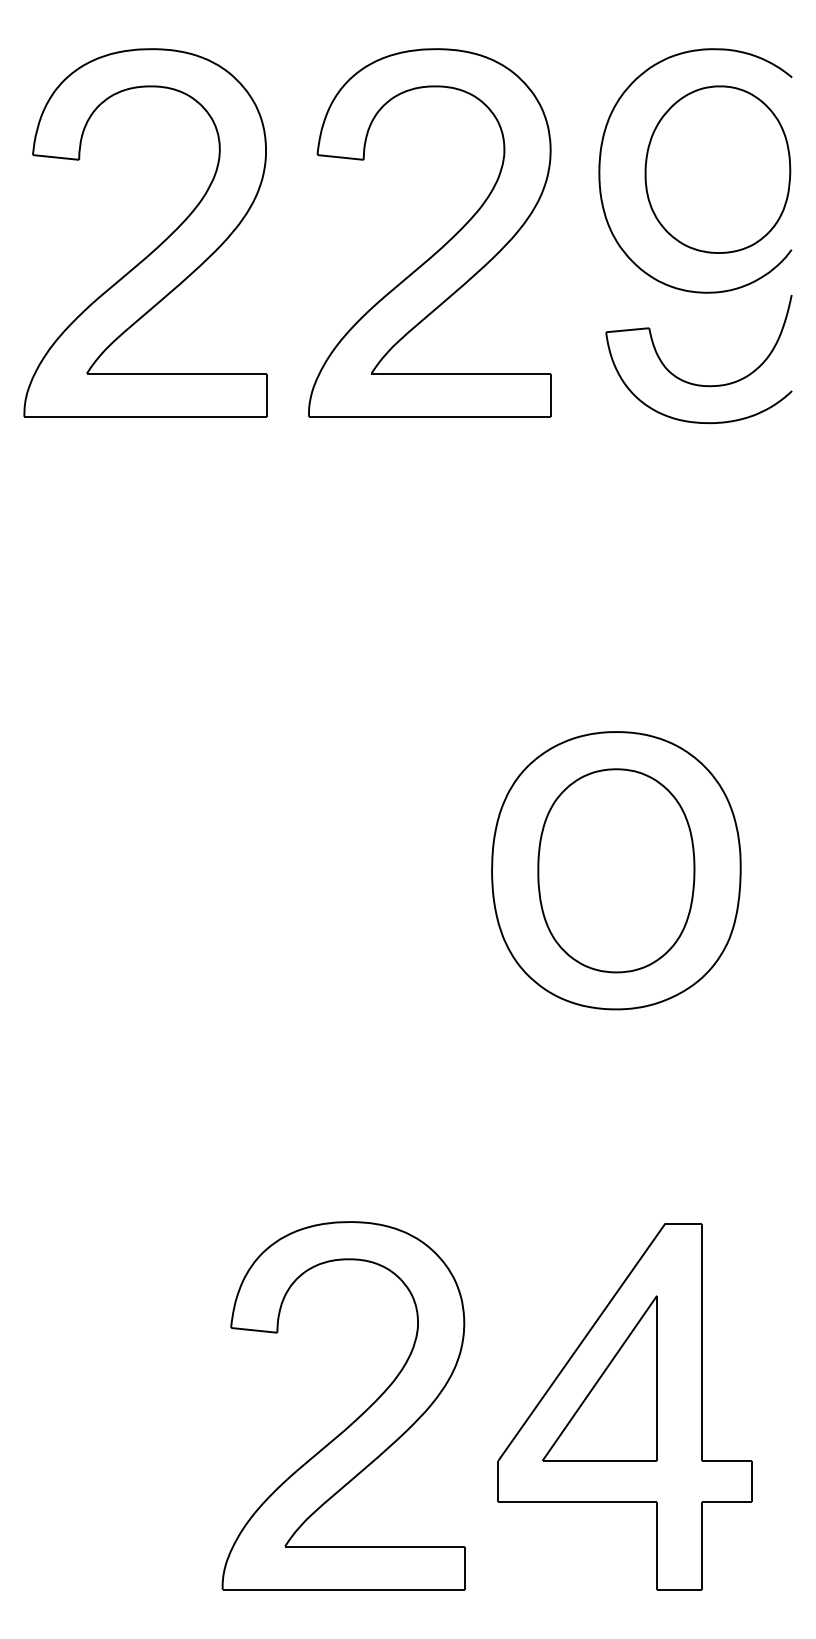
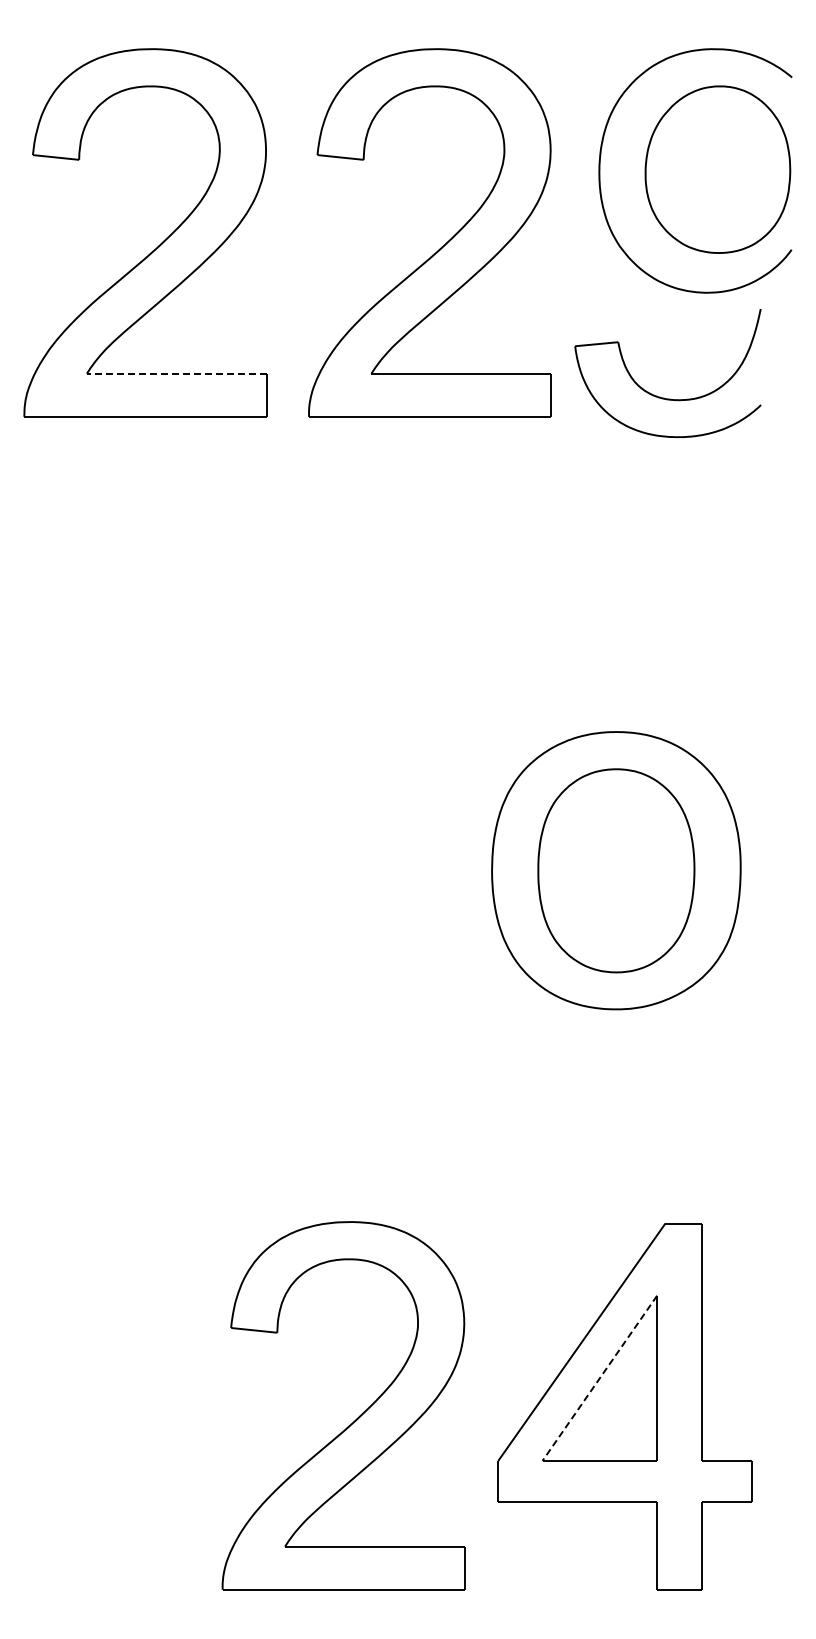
line: solid -> dashed (176, 373)
part position: (691, 382) -> (660, 396) (660, 396)
line: solid -> dashed (599, 1378)
